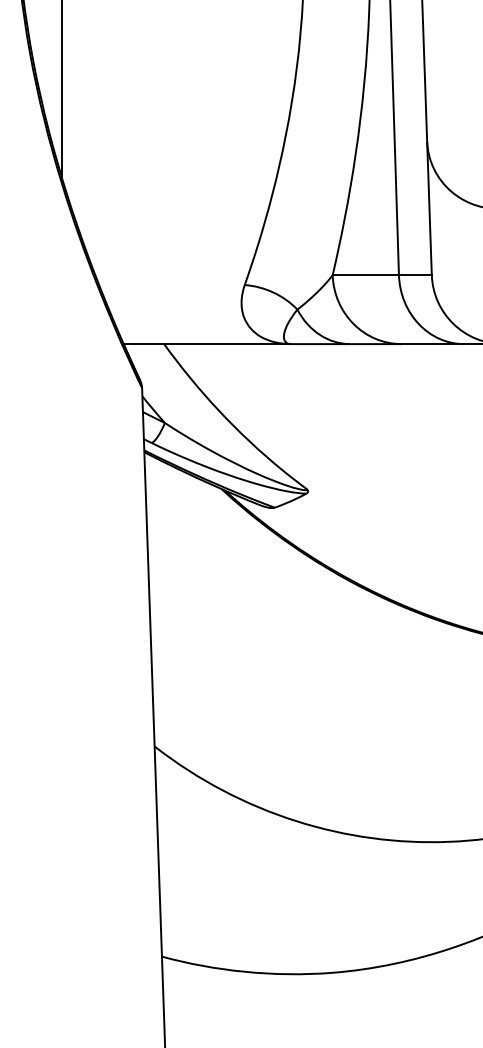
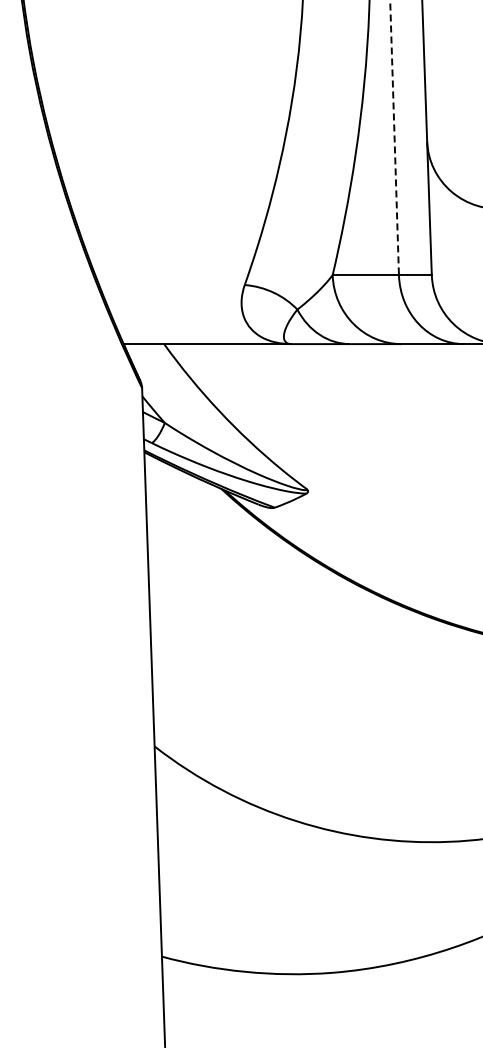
line: present -> none (62, 90)
line: solid -> dashed (394, 138)
